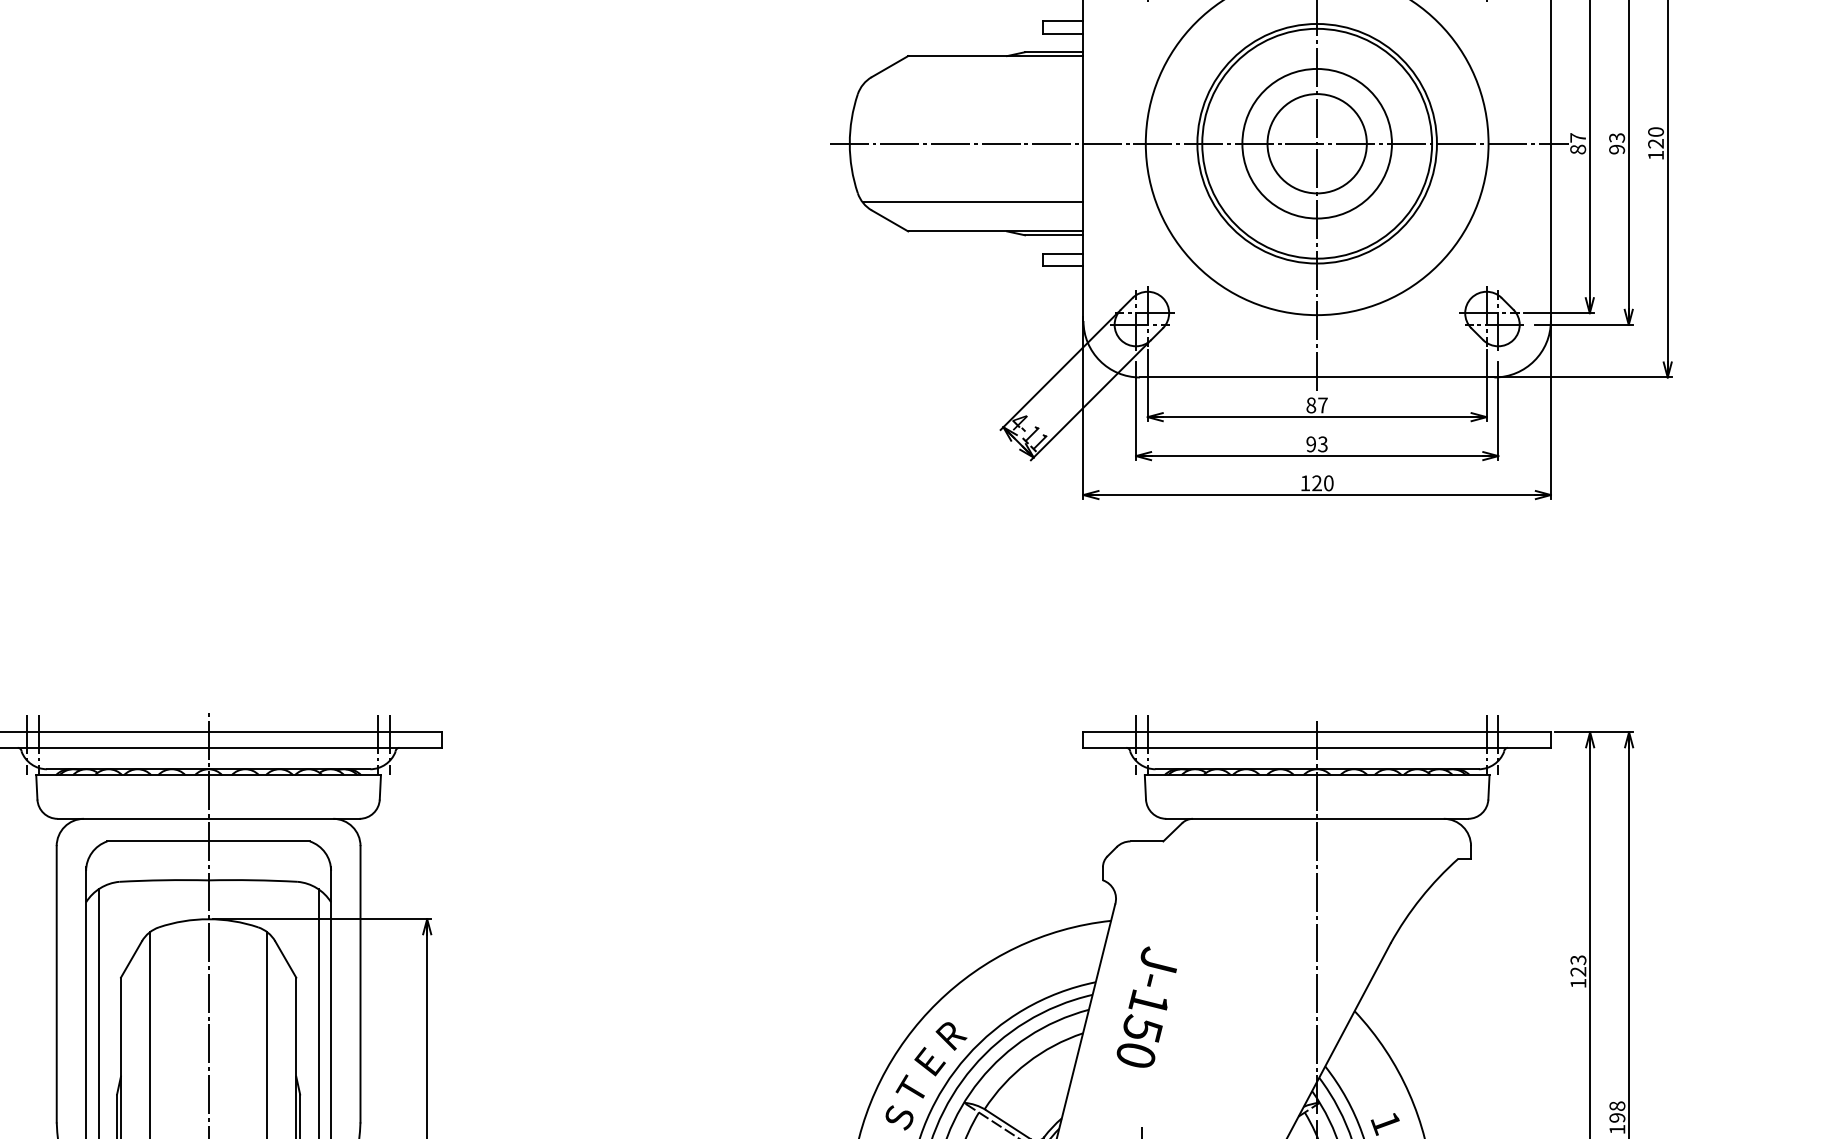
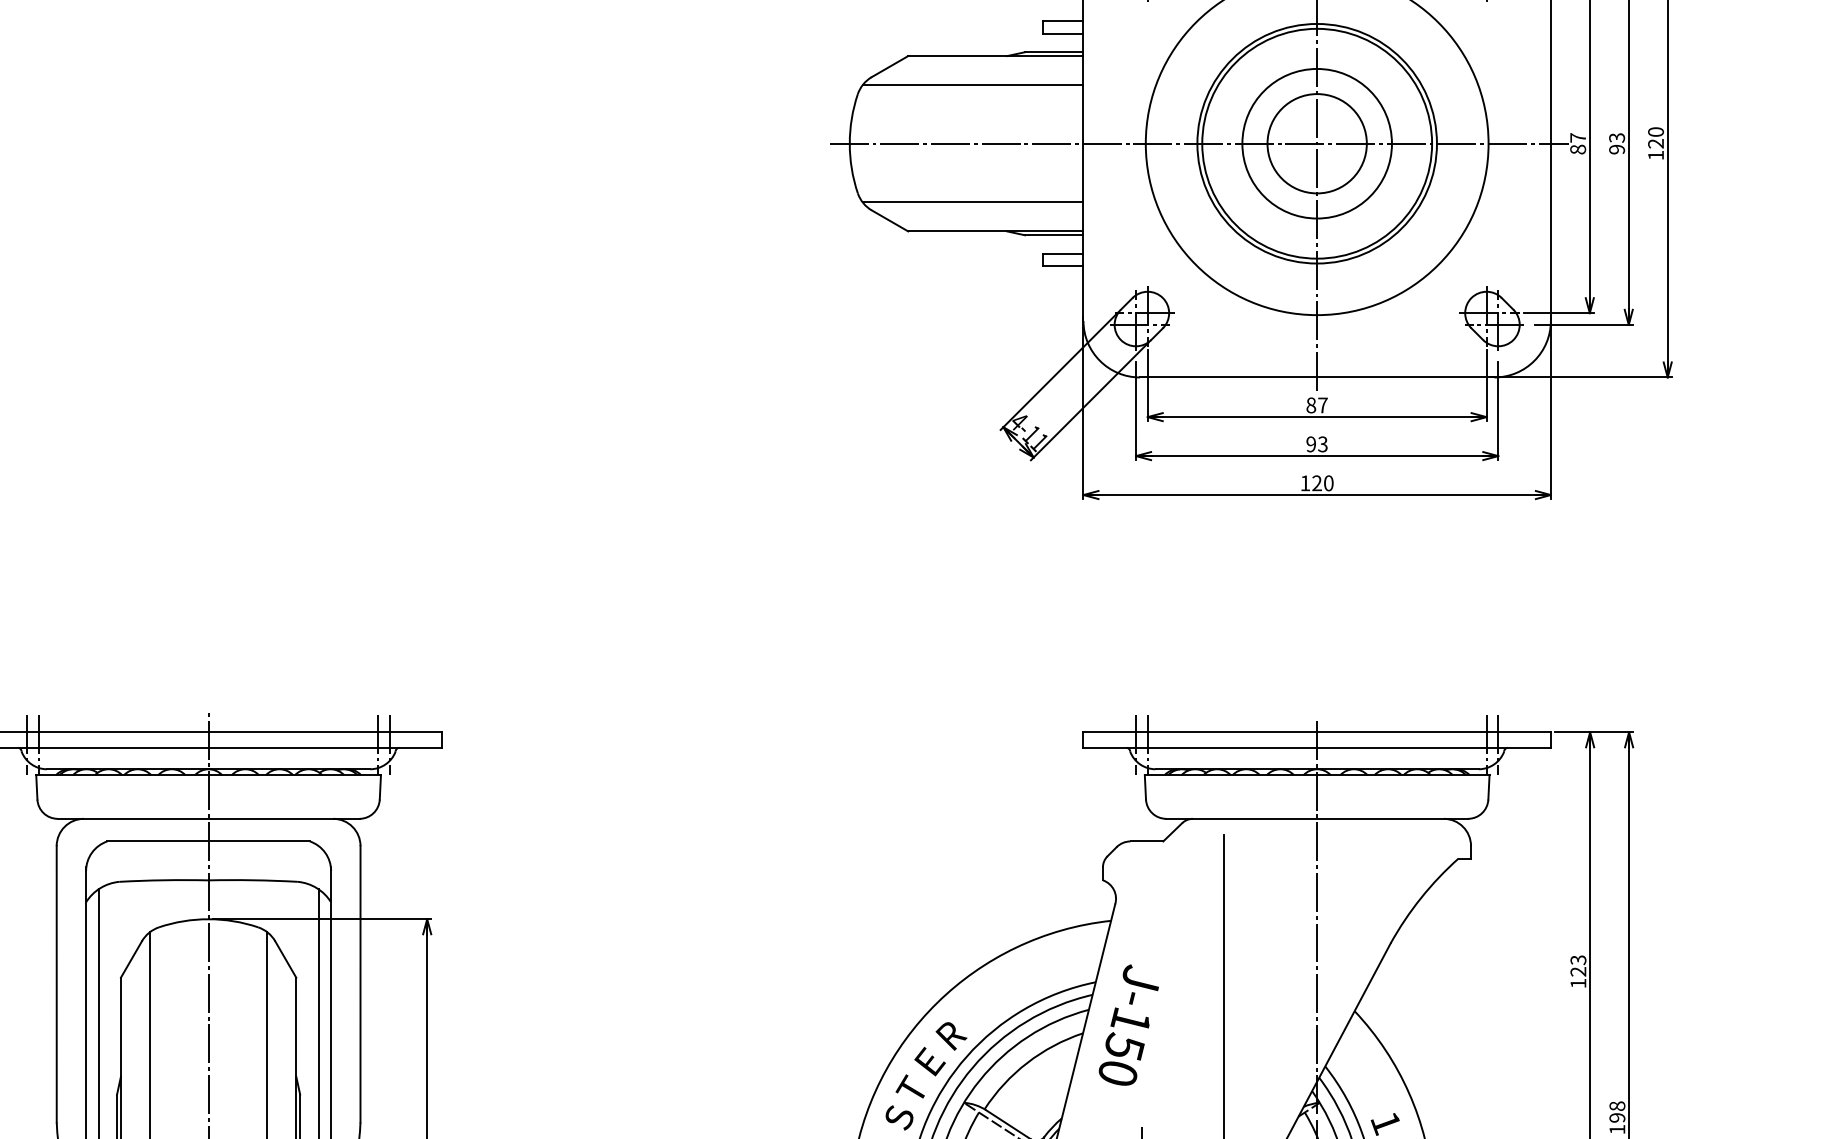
line: none -> present (972, 85)
line: none -> present (1223, 985)
text position: (1146, 1006) -> (1128, 1024) (1128, 1024)
